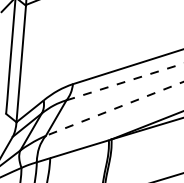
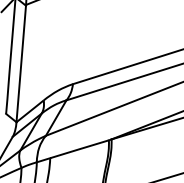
line: dashed -> solid (125, 81)
line: dashed -> solid (114, 108)
